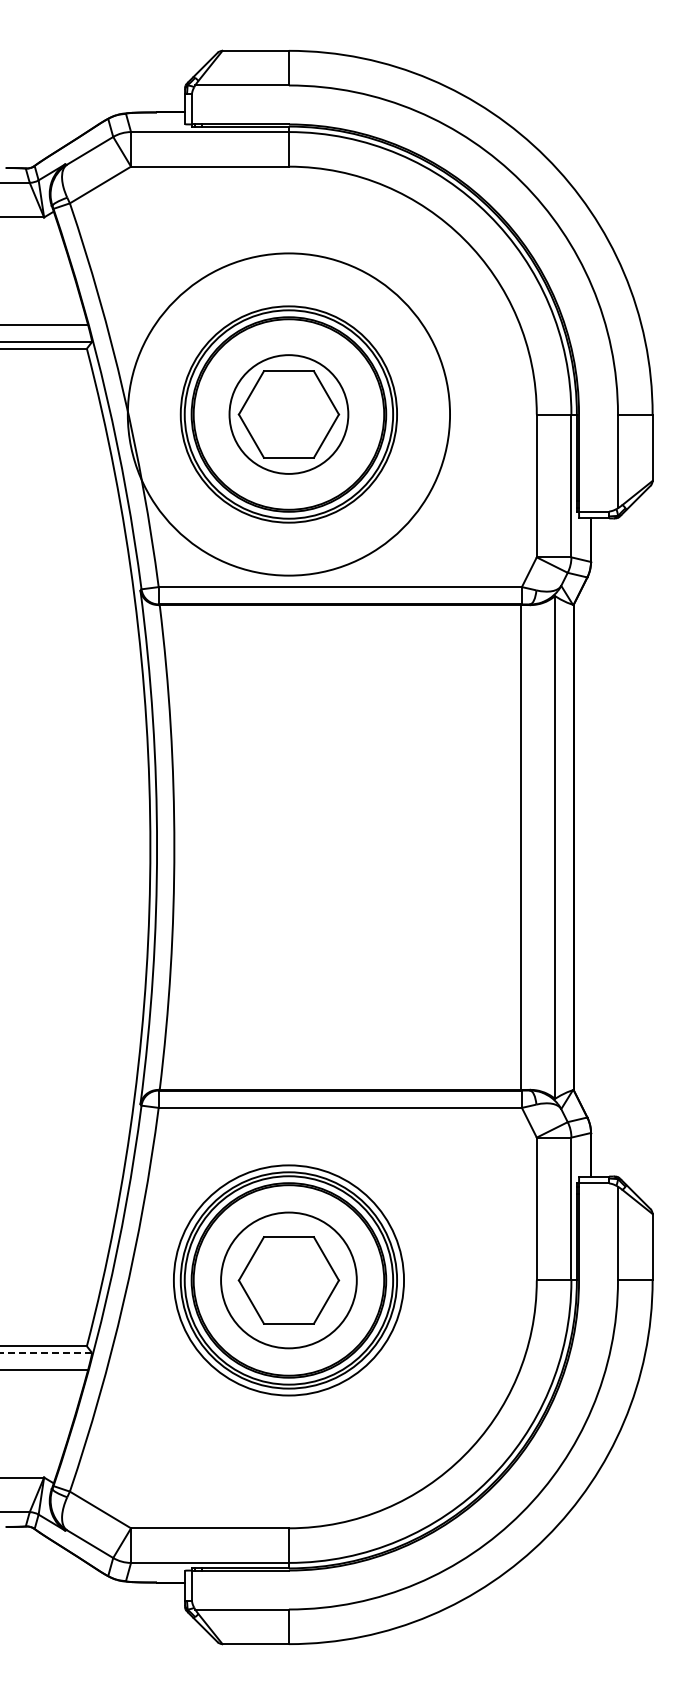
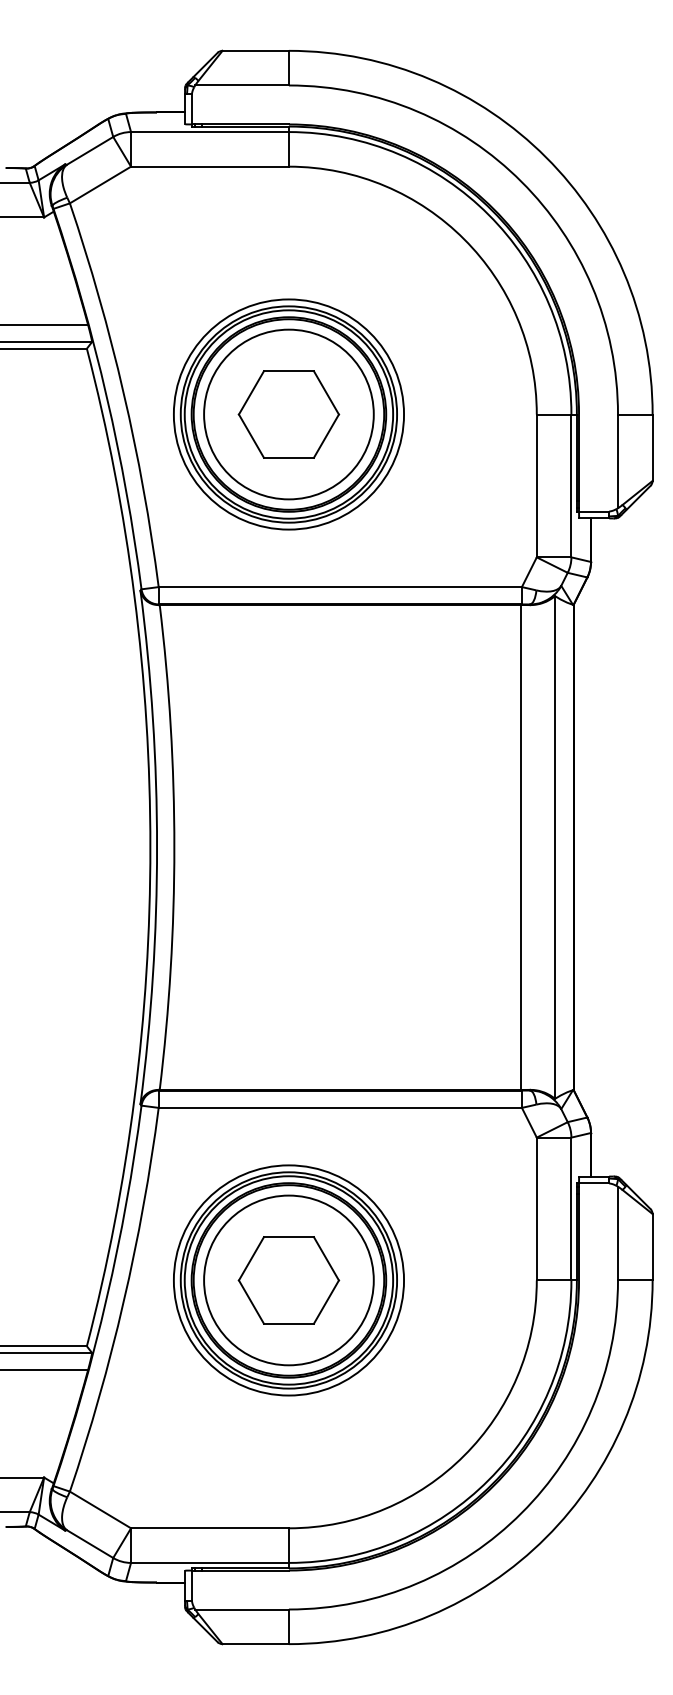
circle diameter: 119 px -> 170 px (288, 414)
circle diameter: 322 px -> 230 px (288, 414)
circle diameter: 136 px -> 170 px (288, 1280)
line: dashed -> solid (46, 1352)
